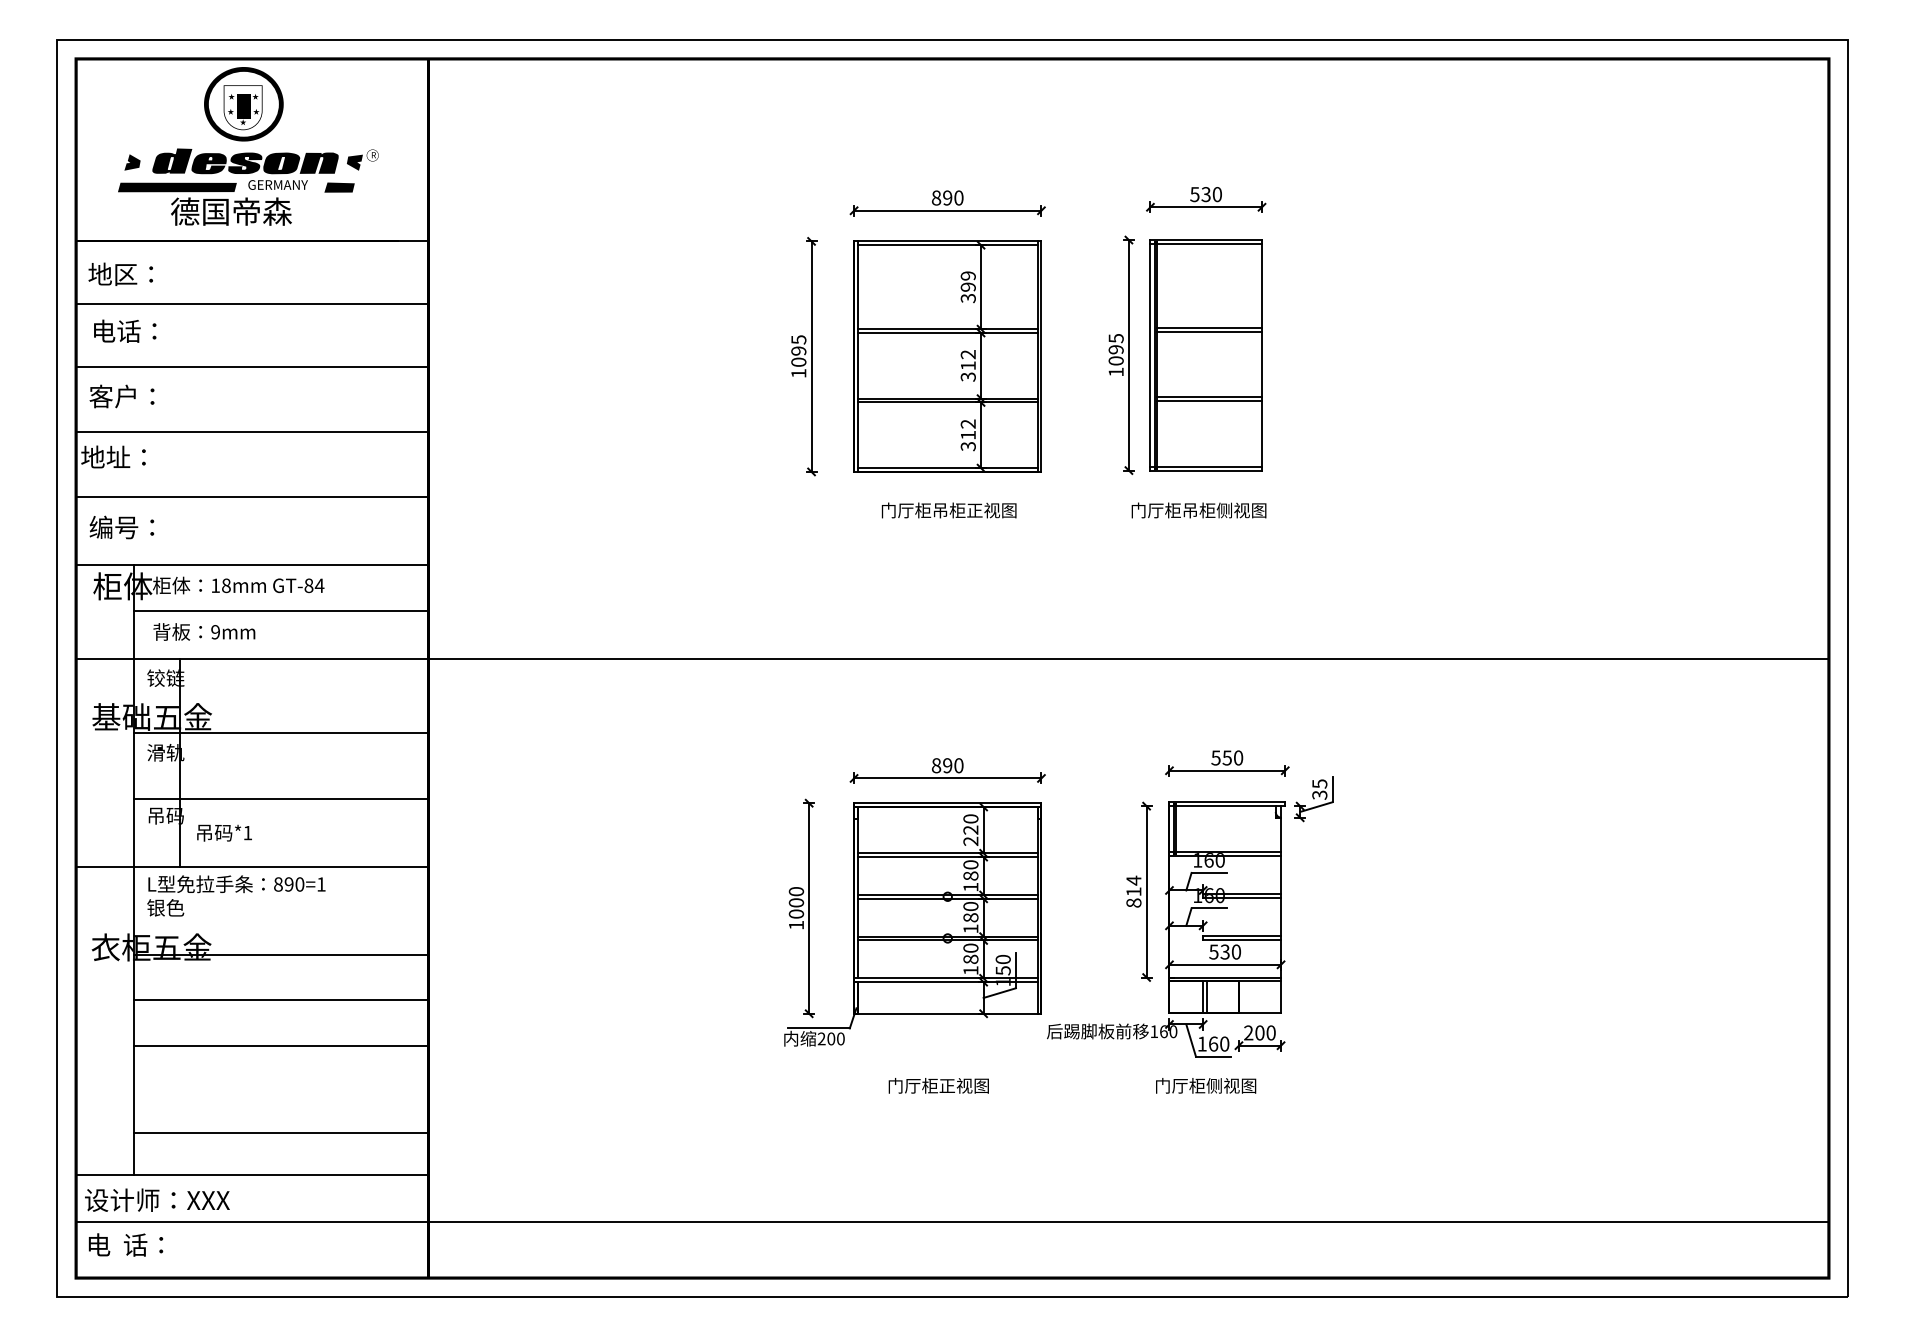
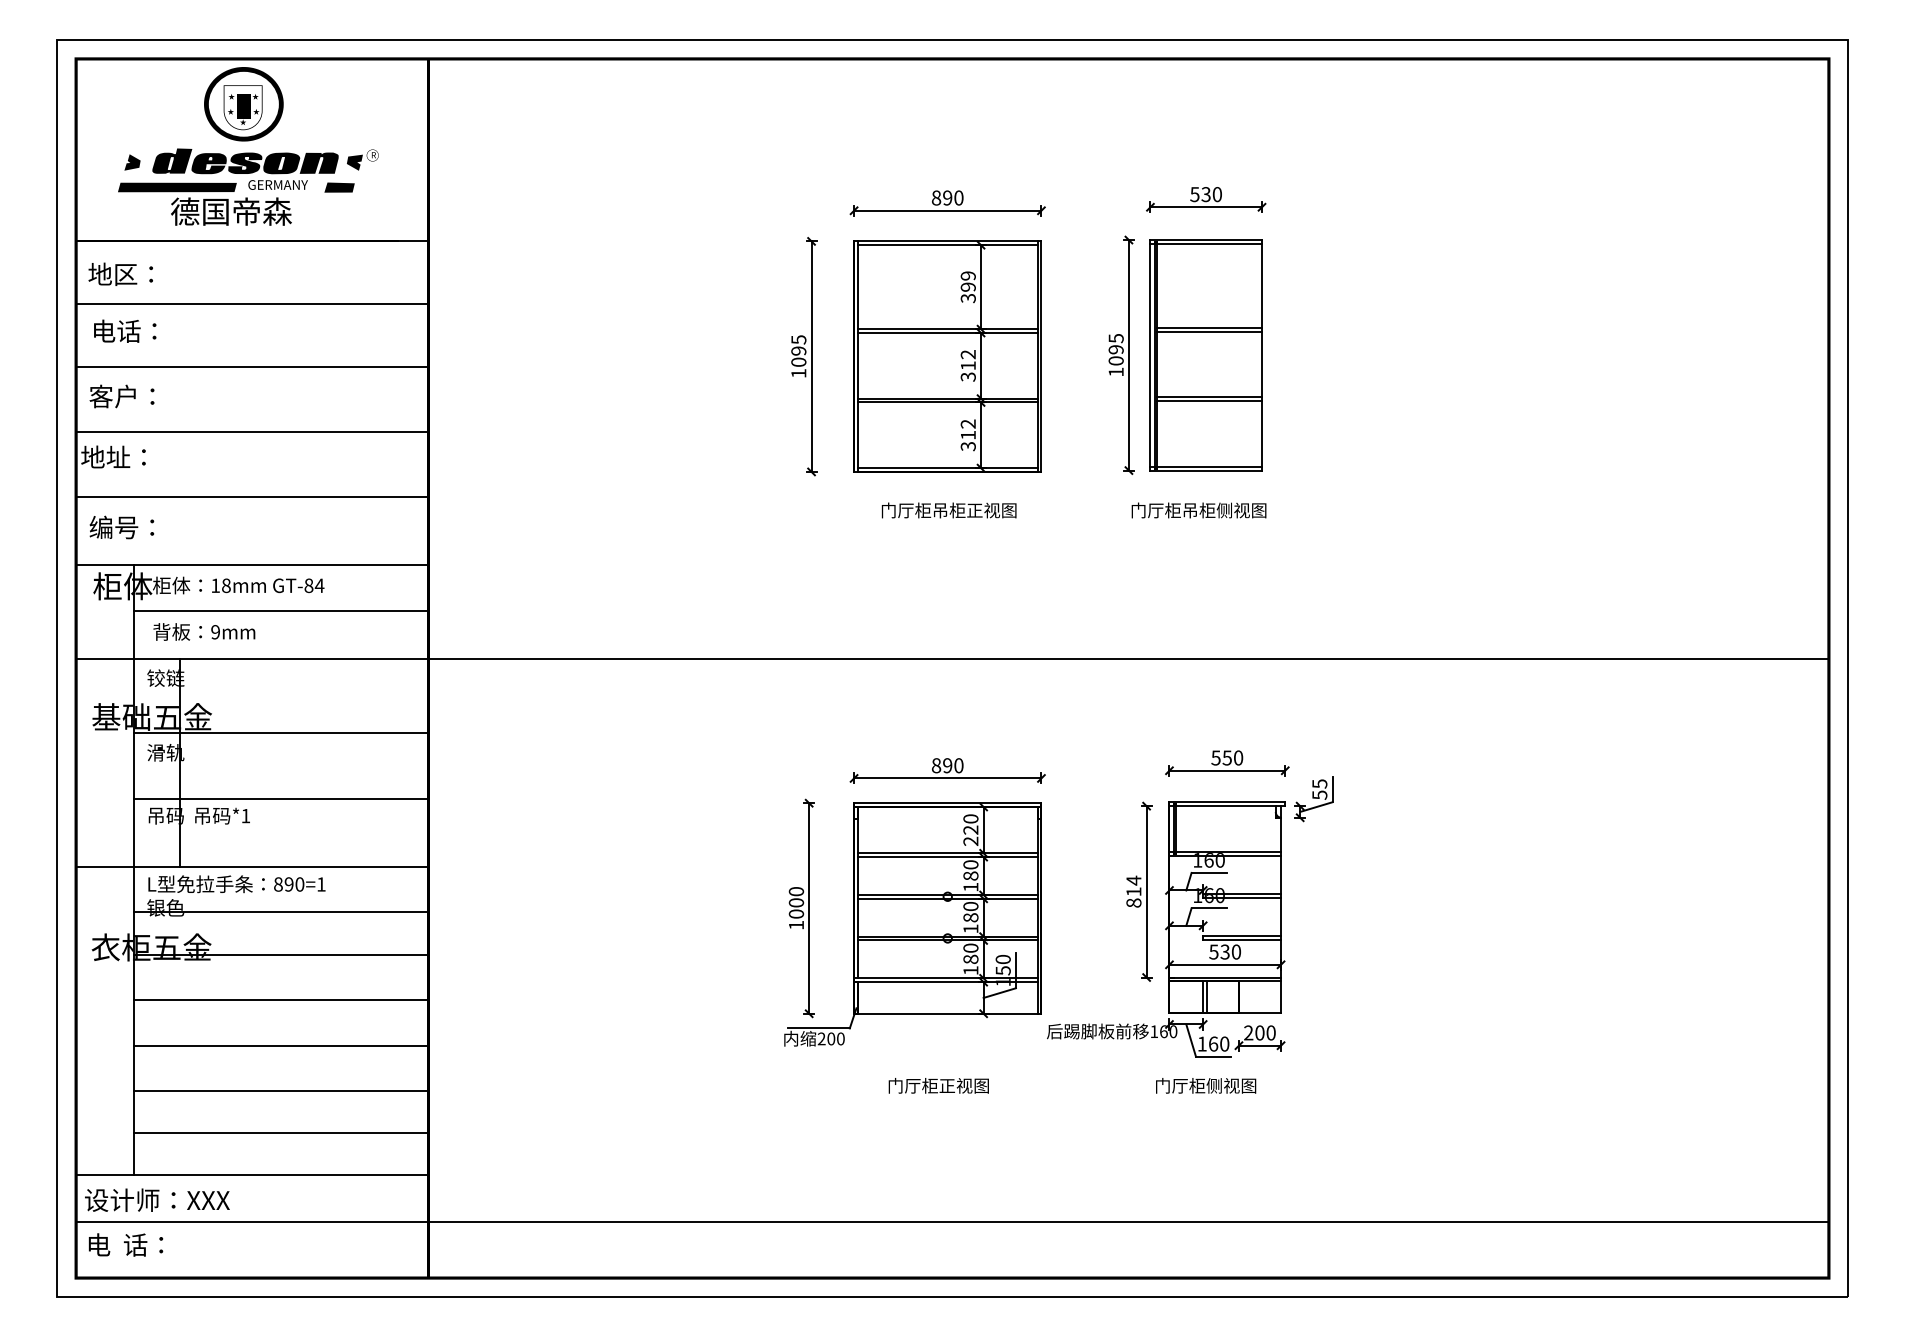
text: 35 -> 55 (1319, 794)
text position: (224, 832) -> (222, 815) (222, 815)
line: none -> present (281, 911)
line: none -> present (281, 1091)
